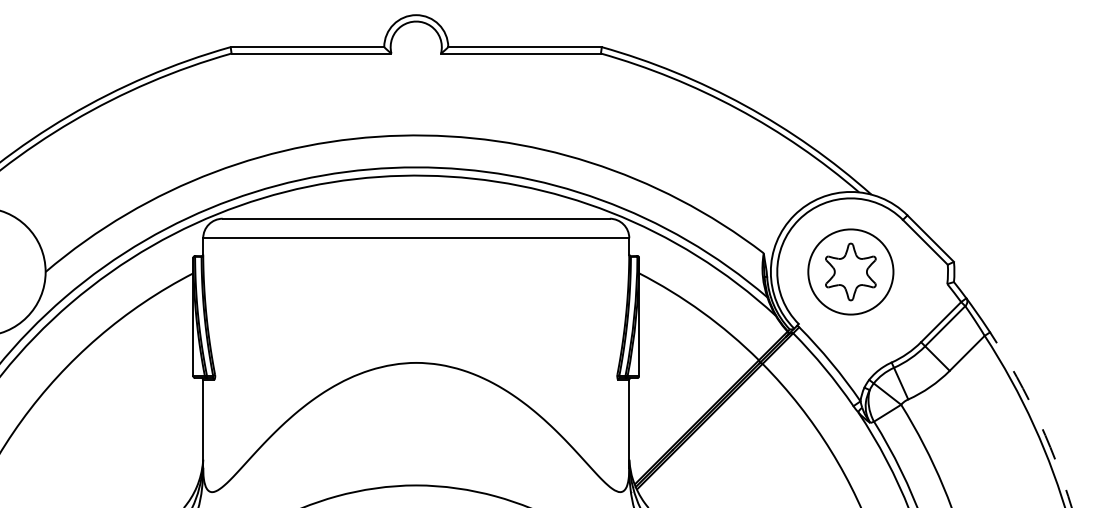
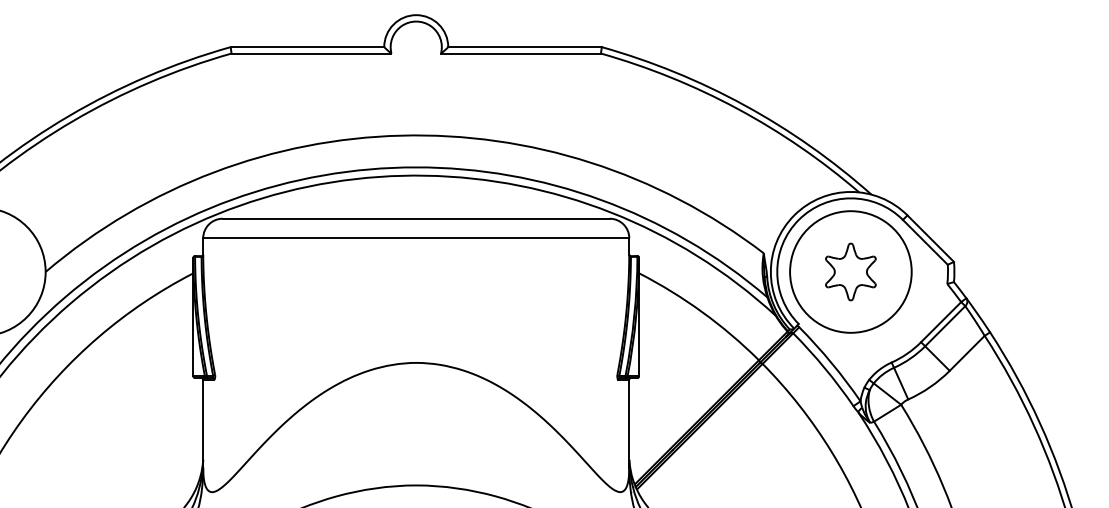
circle diameter: 85 px -> 122 px (850, 271)
arc: dashed -> solid (1037, 417)
